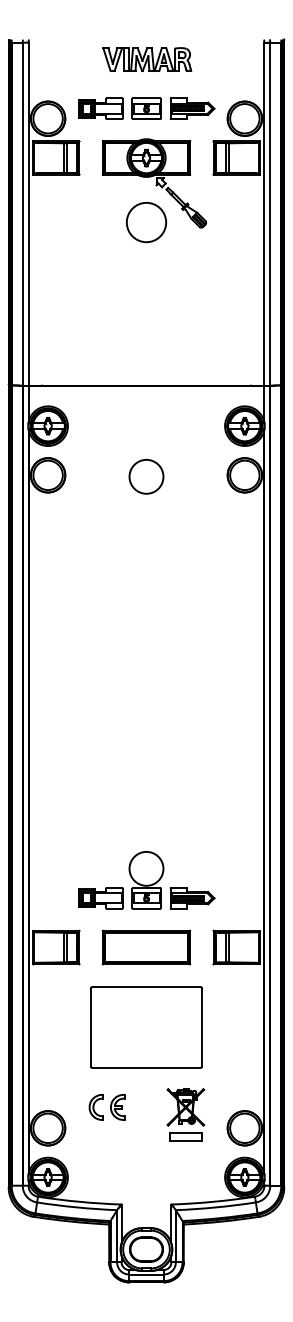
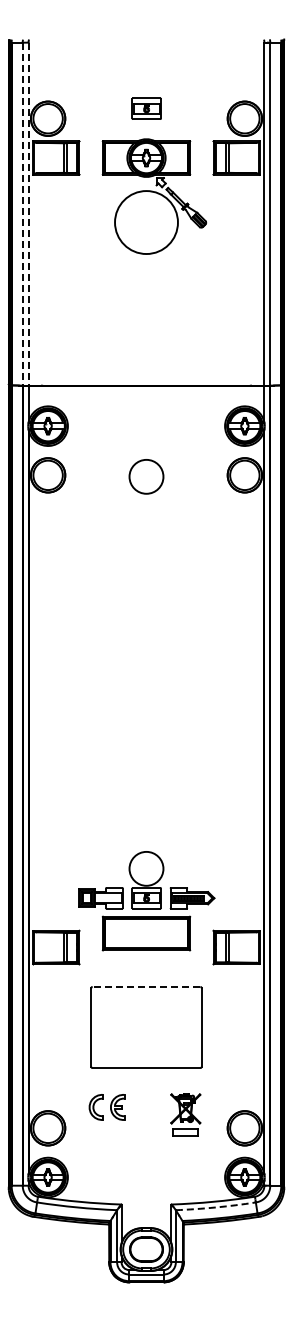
part: present -> none (147, 59)
part: present -> none (100, 108)
part: present -> none (192, 108)
line: solid -> dashed (22, 214)
line: solid -> dashed (28, 214)
circle diameter: 39 px -> 63 px (146, 222)
part position: (146, 947) -> (146, 933) (146, 933)
line: solid -> dashed (146, 986)
part size: 39x54 px -> 32x44 px (185, 1114)
arc: solid -> dashed (215, 1207)
